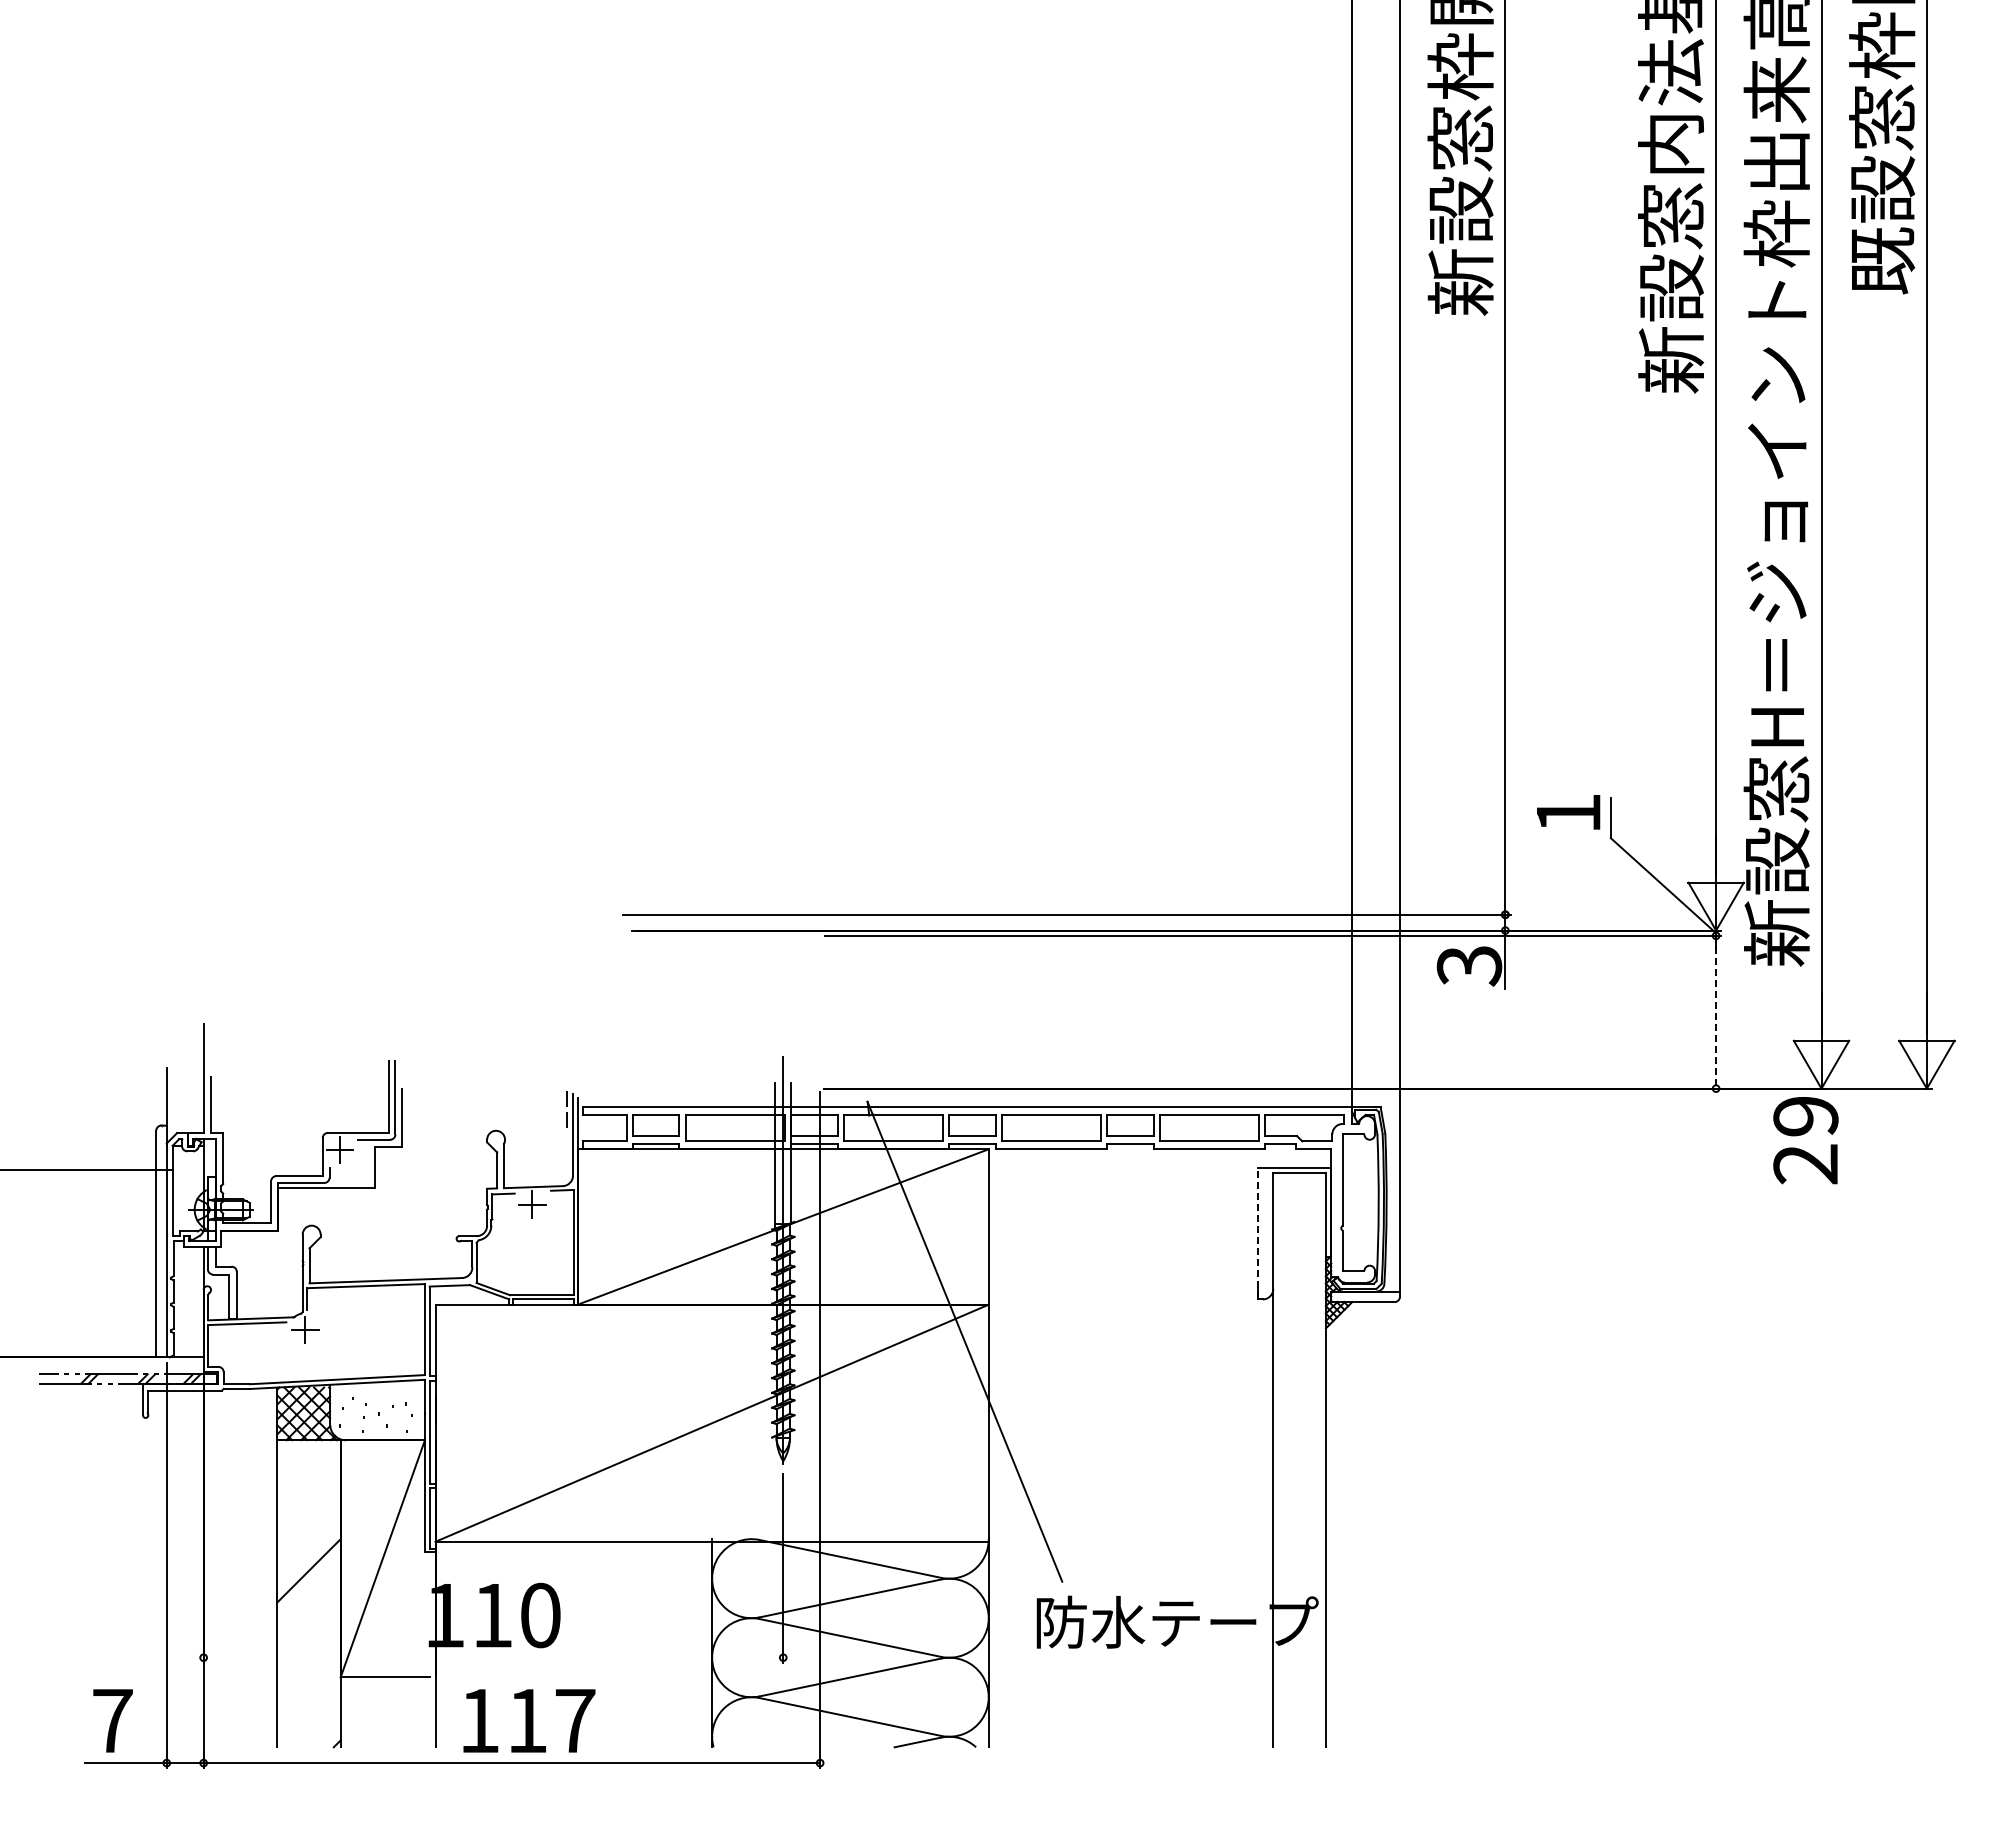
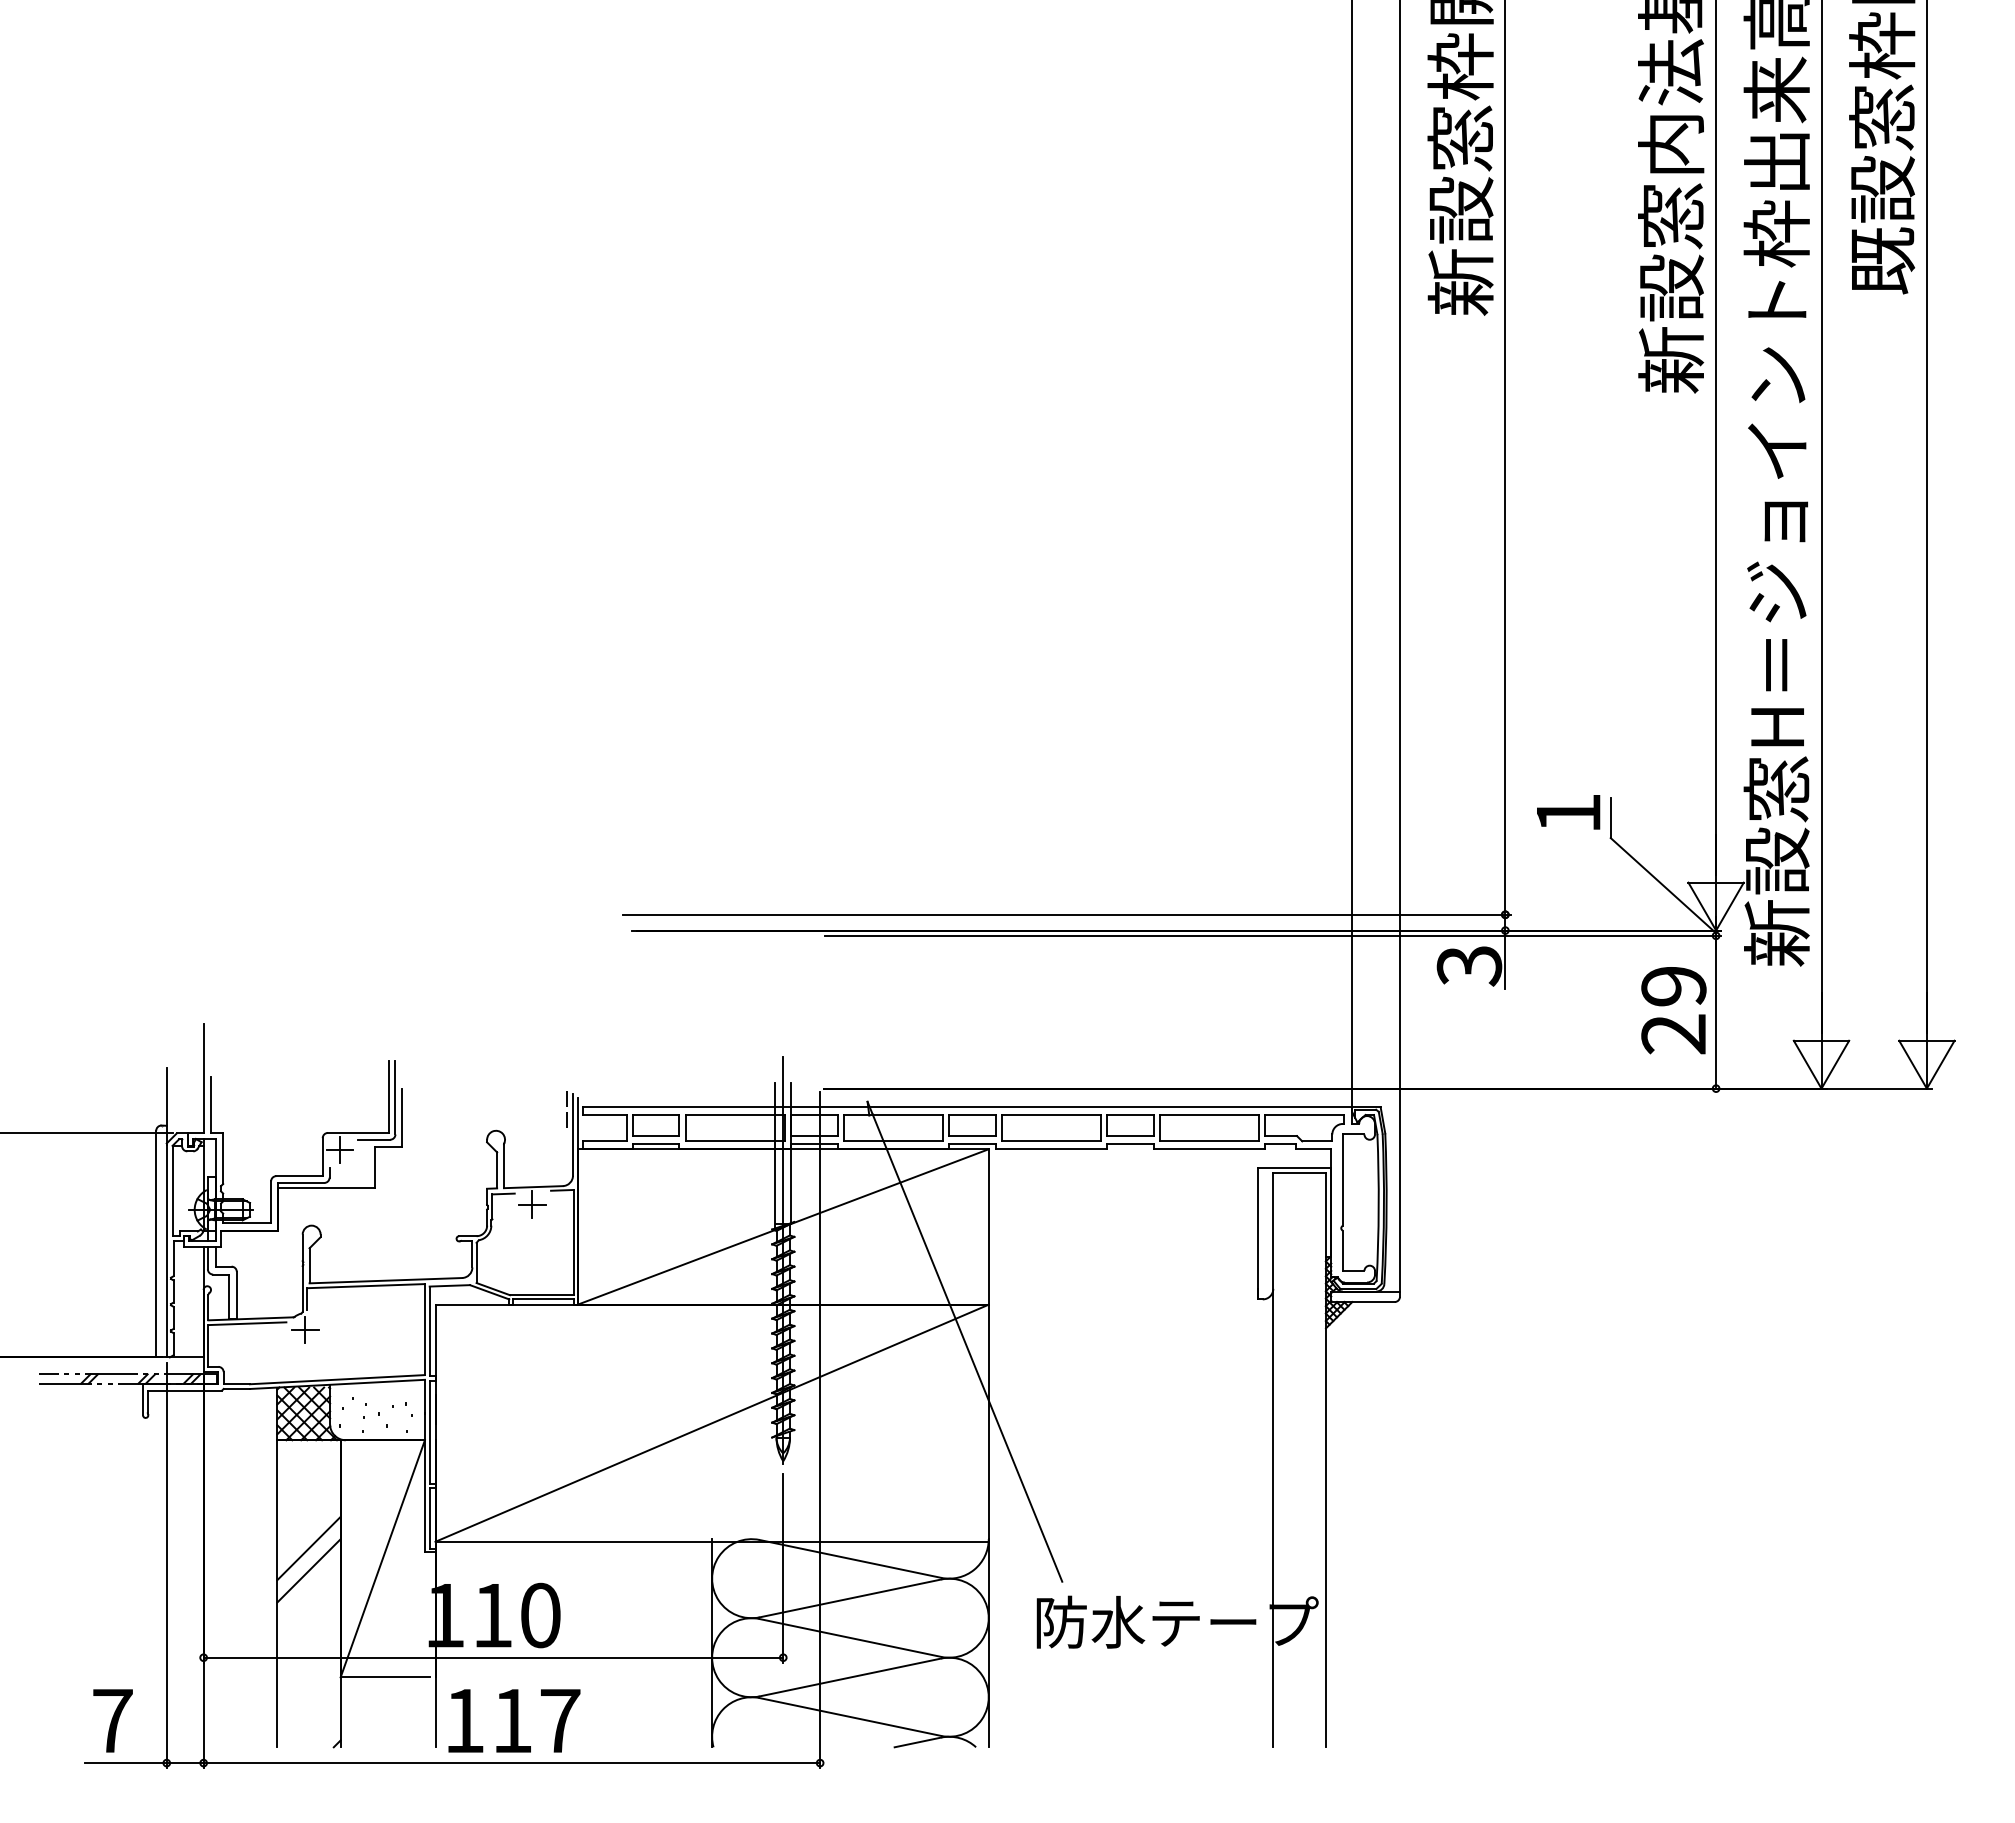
line: dashed -> solid (1716, 1012)
text position: (1805, 1140) -> (1673, 1010) (1673, 1010)
line position: (87, 1170) -> (87, 1133) (87, 1133)
line: dashed -> solid (1257, 1233)
line: none -> present (308, 1548)
line: none -> present (493, 1657)
text position: (529, 1720) -> (514, 1720) (514, 1720)
